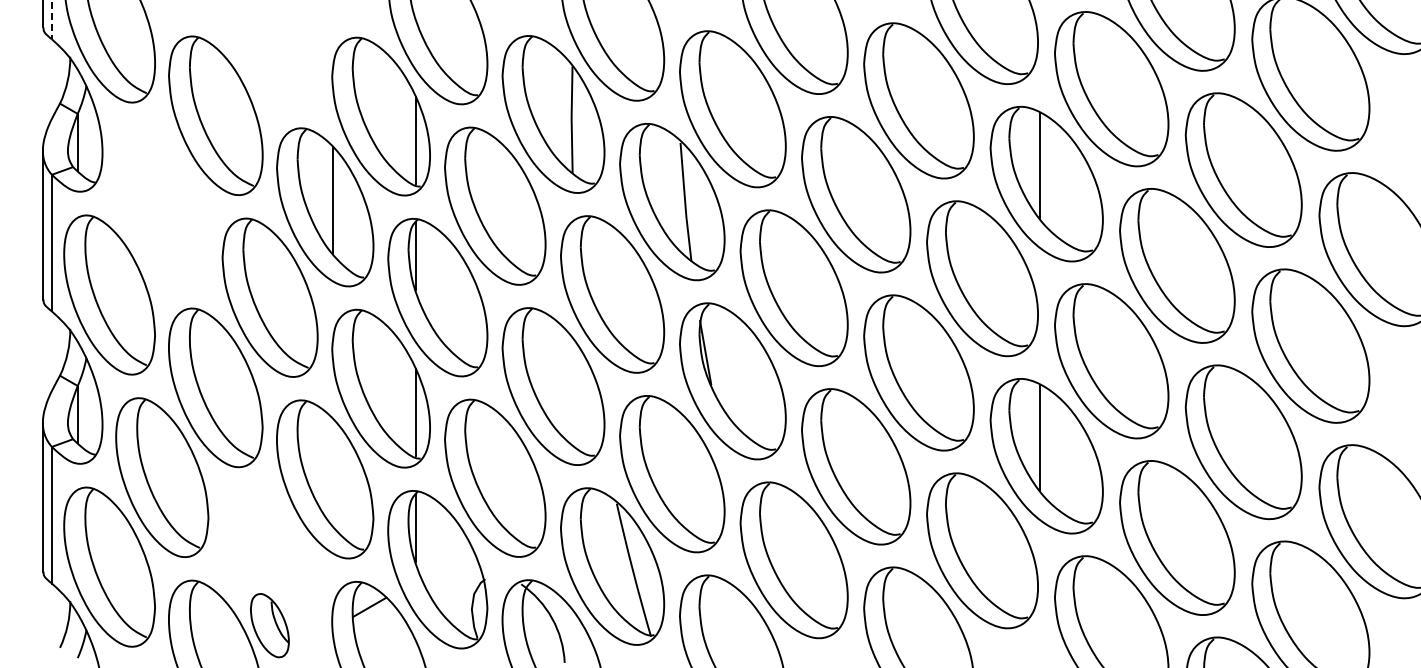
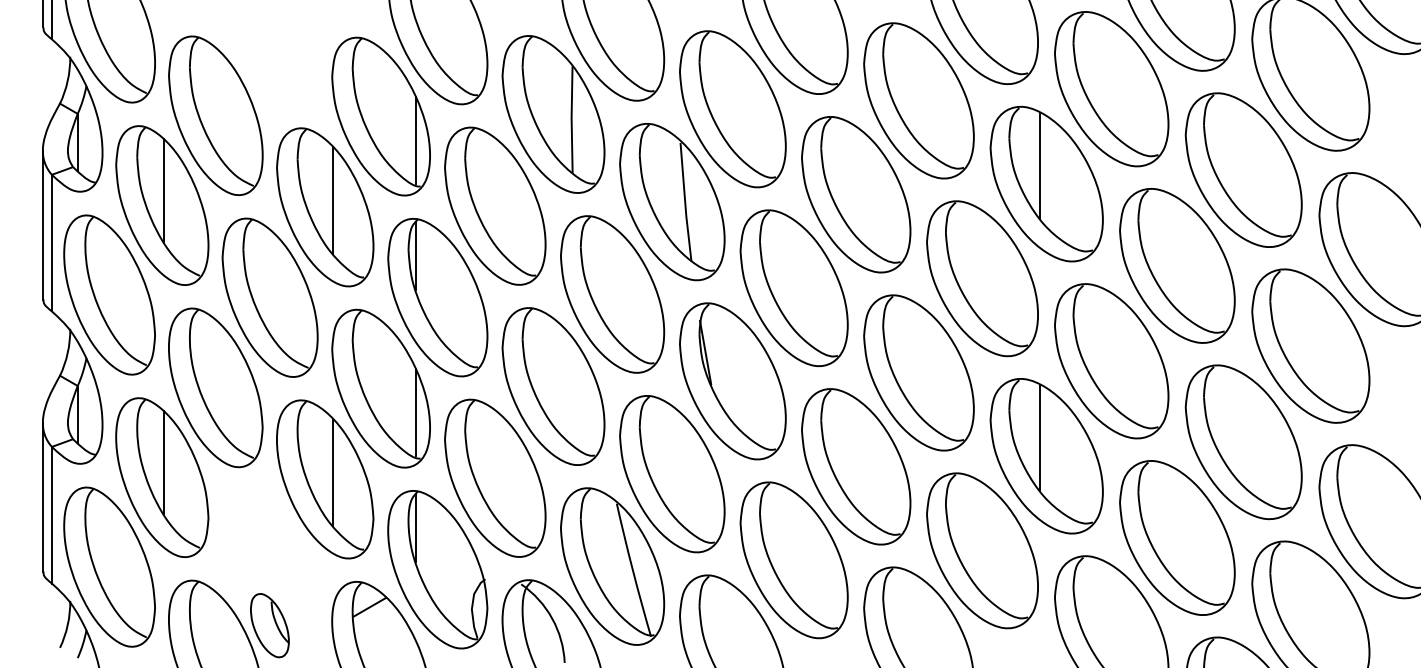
line: dashed -> solid (51, 20)
part: none -> present (162, 205)
line: none -> present (163, 462)
line: none -> present (333, 472)
